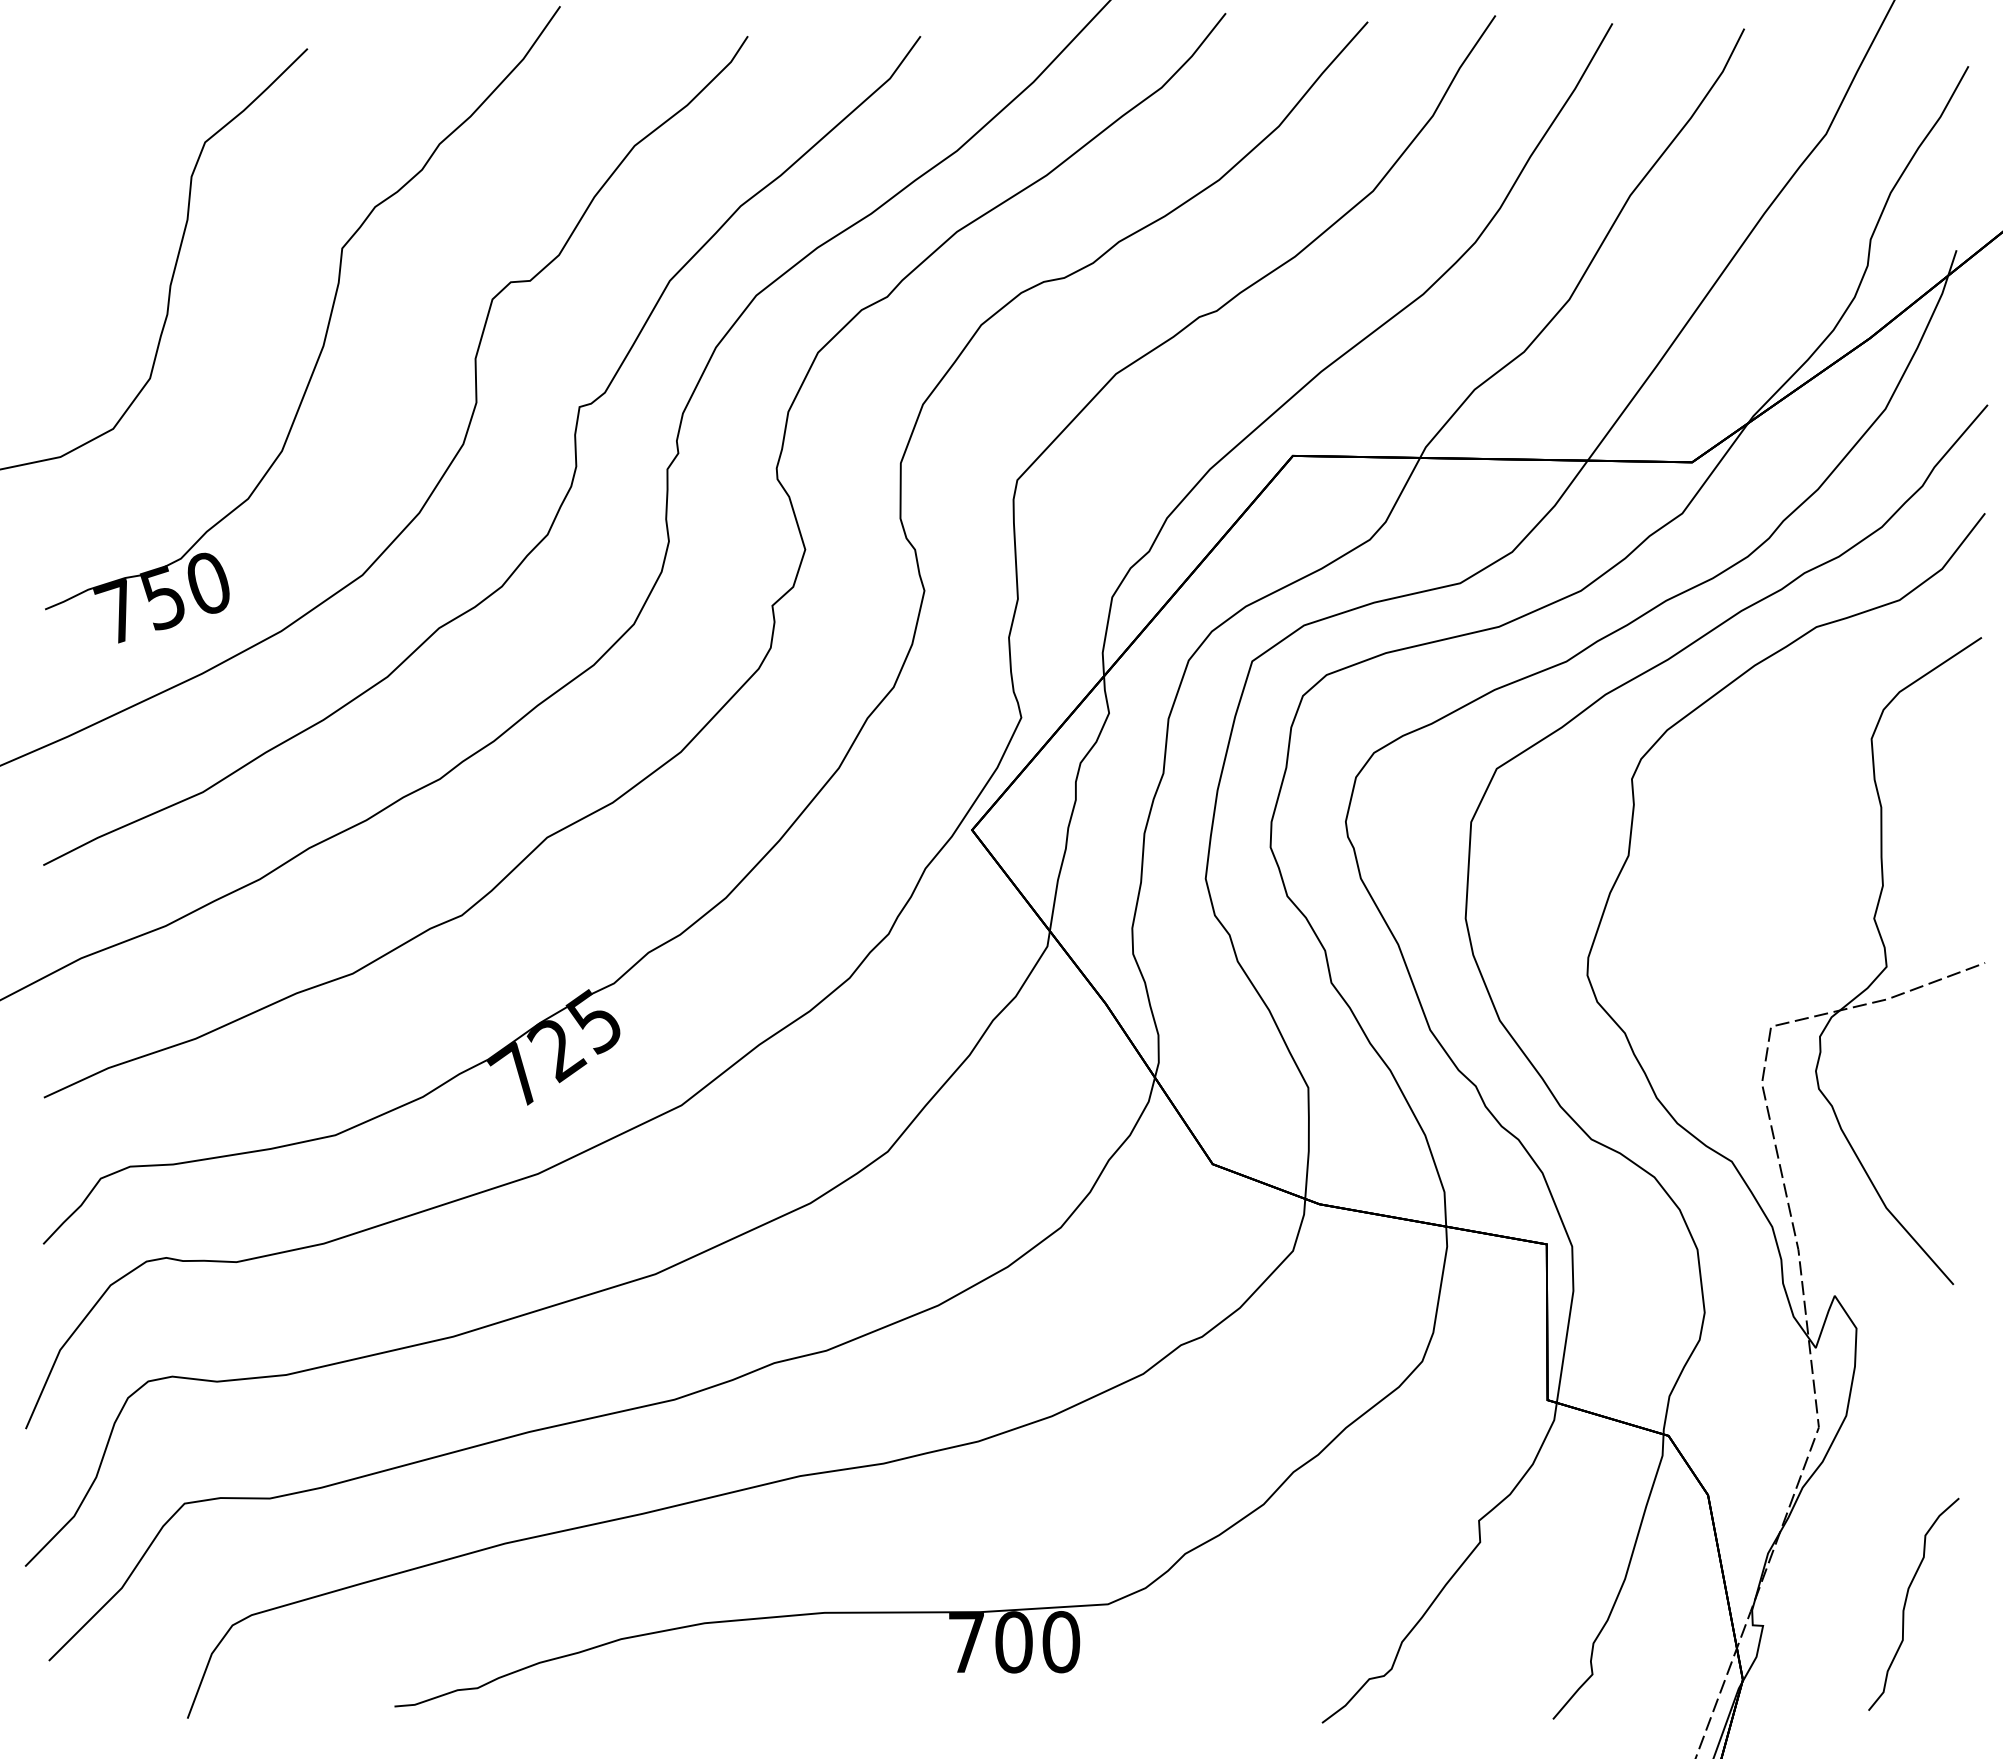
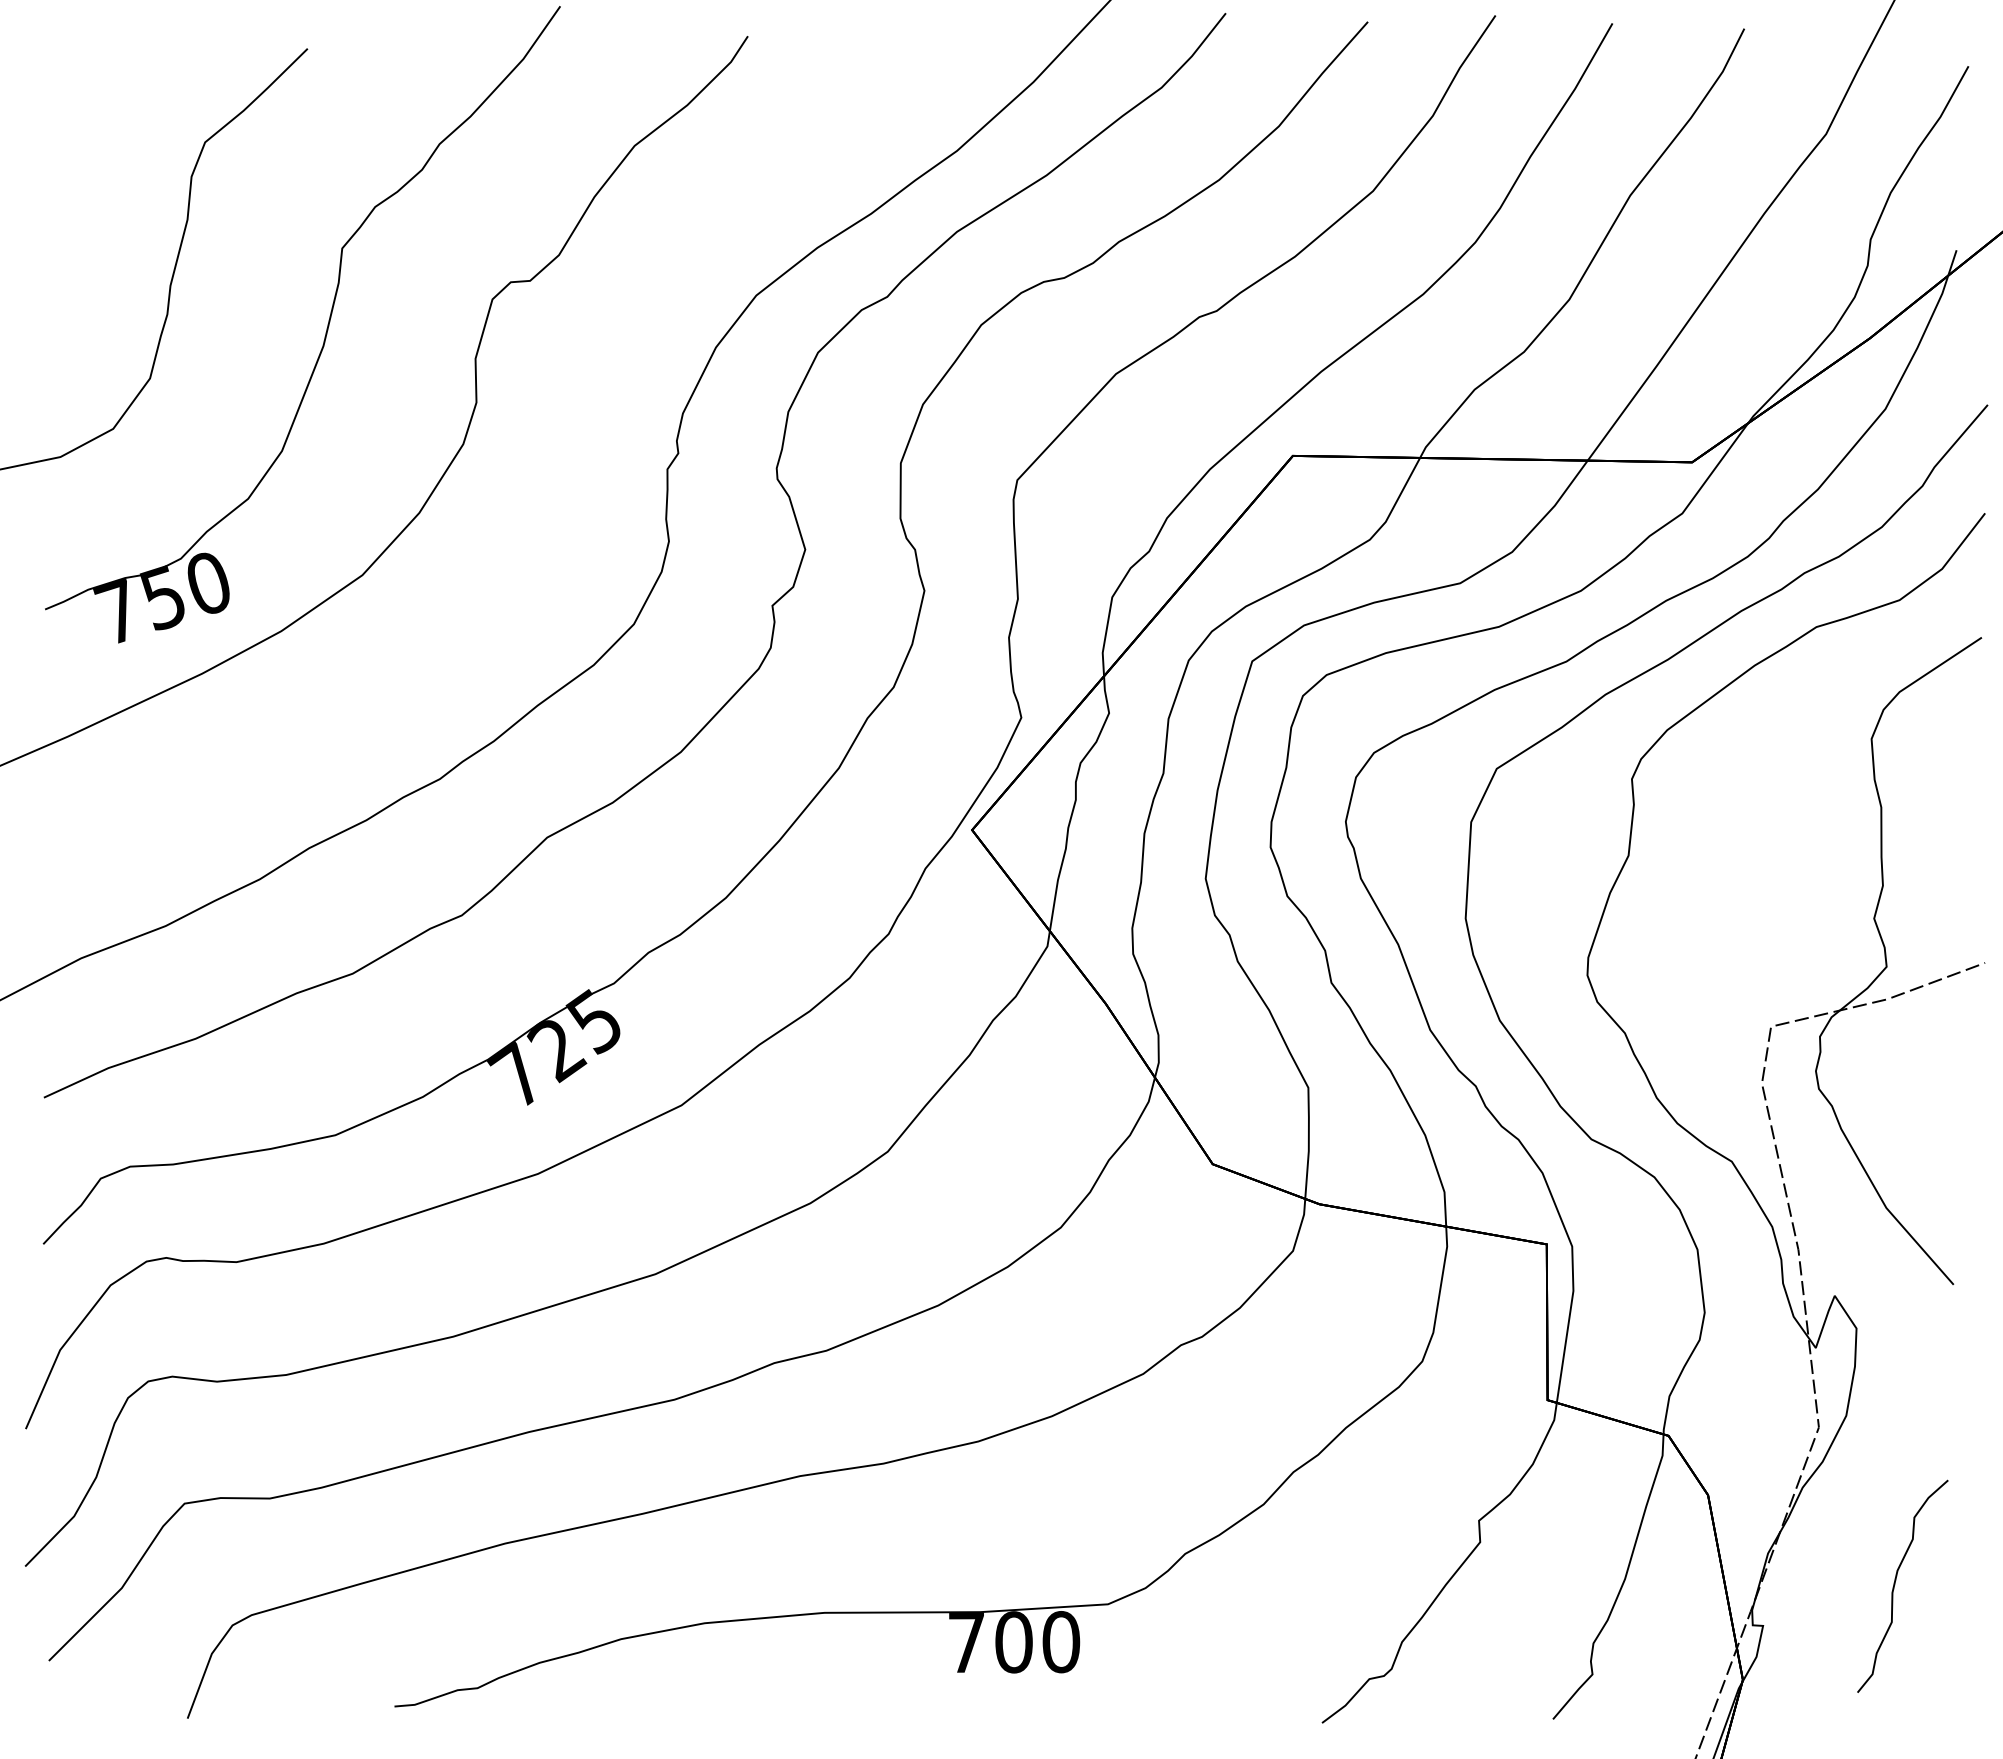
curve: present -> none (574, 450)
curve position: (1906, 1603) -> (1895, 1585) (1895, 1585)
